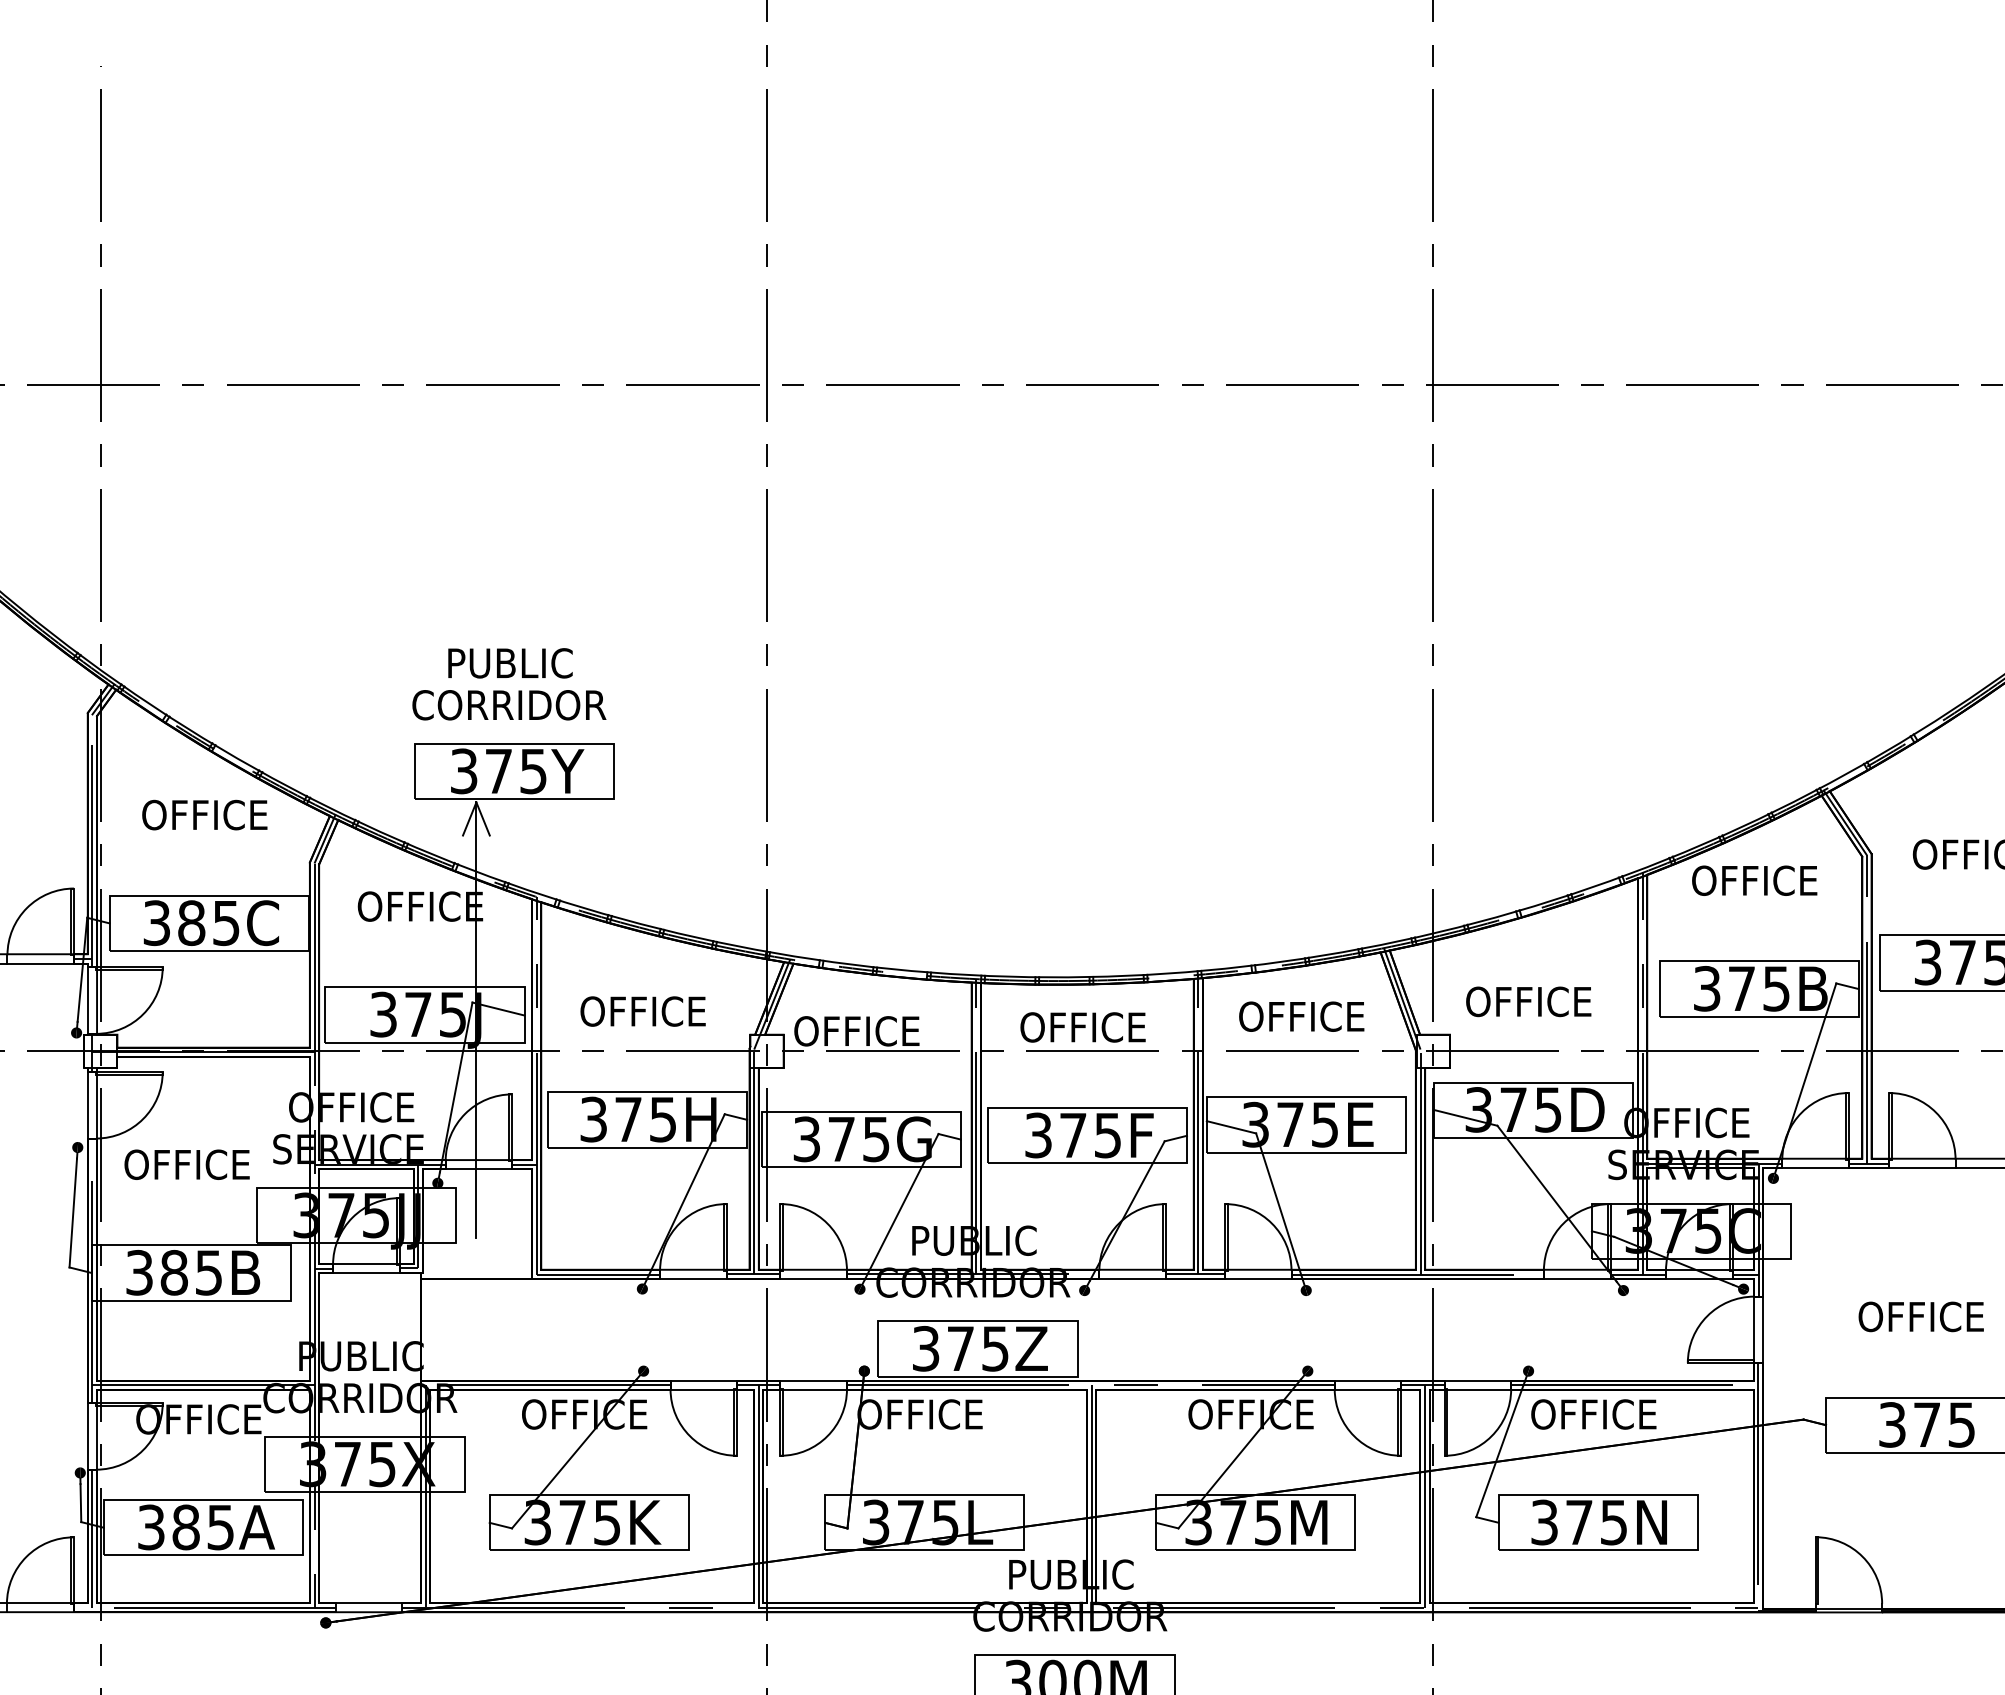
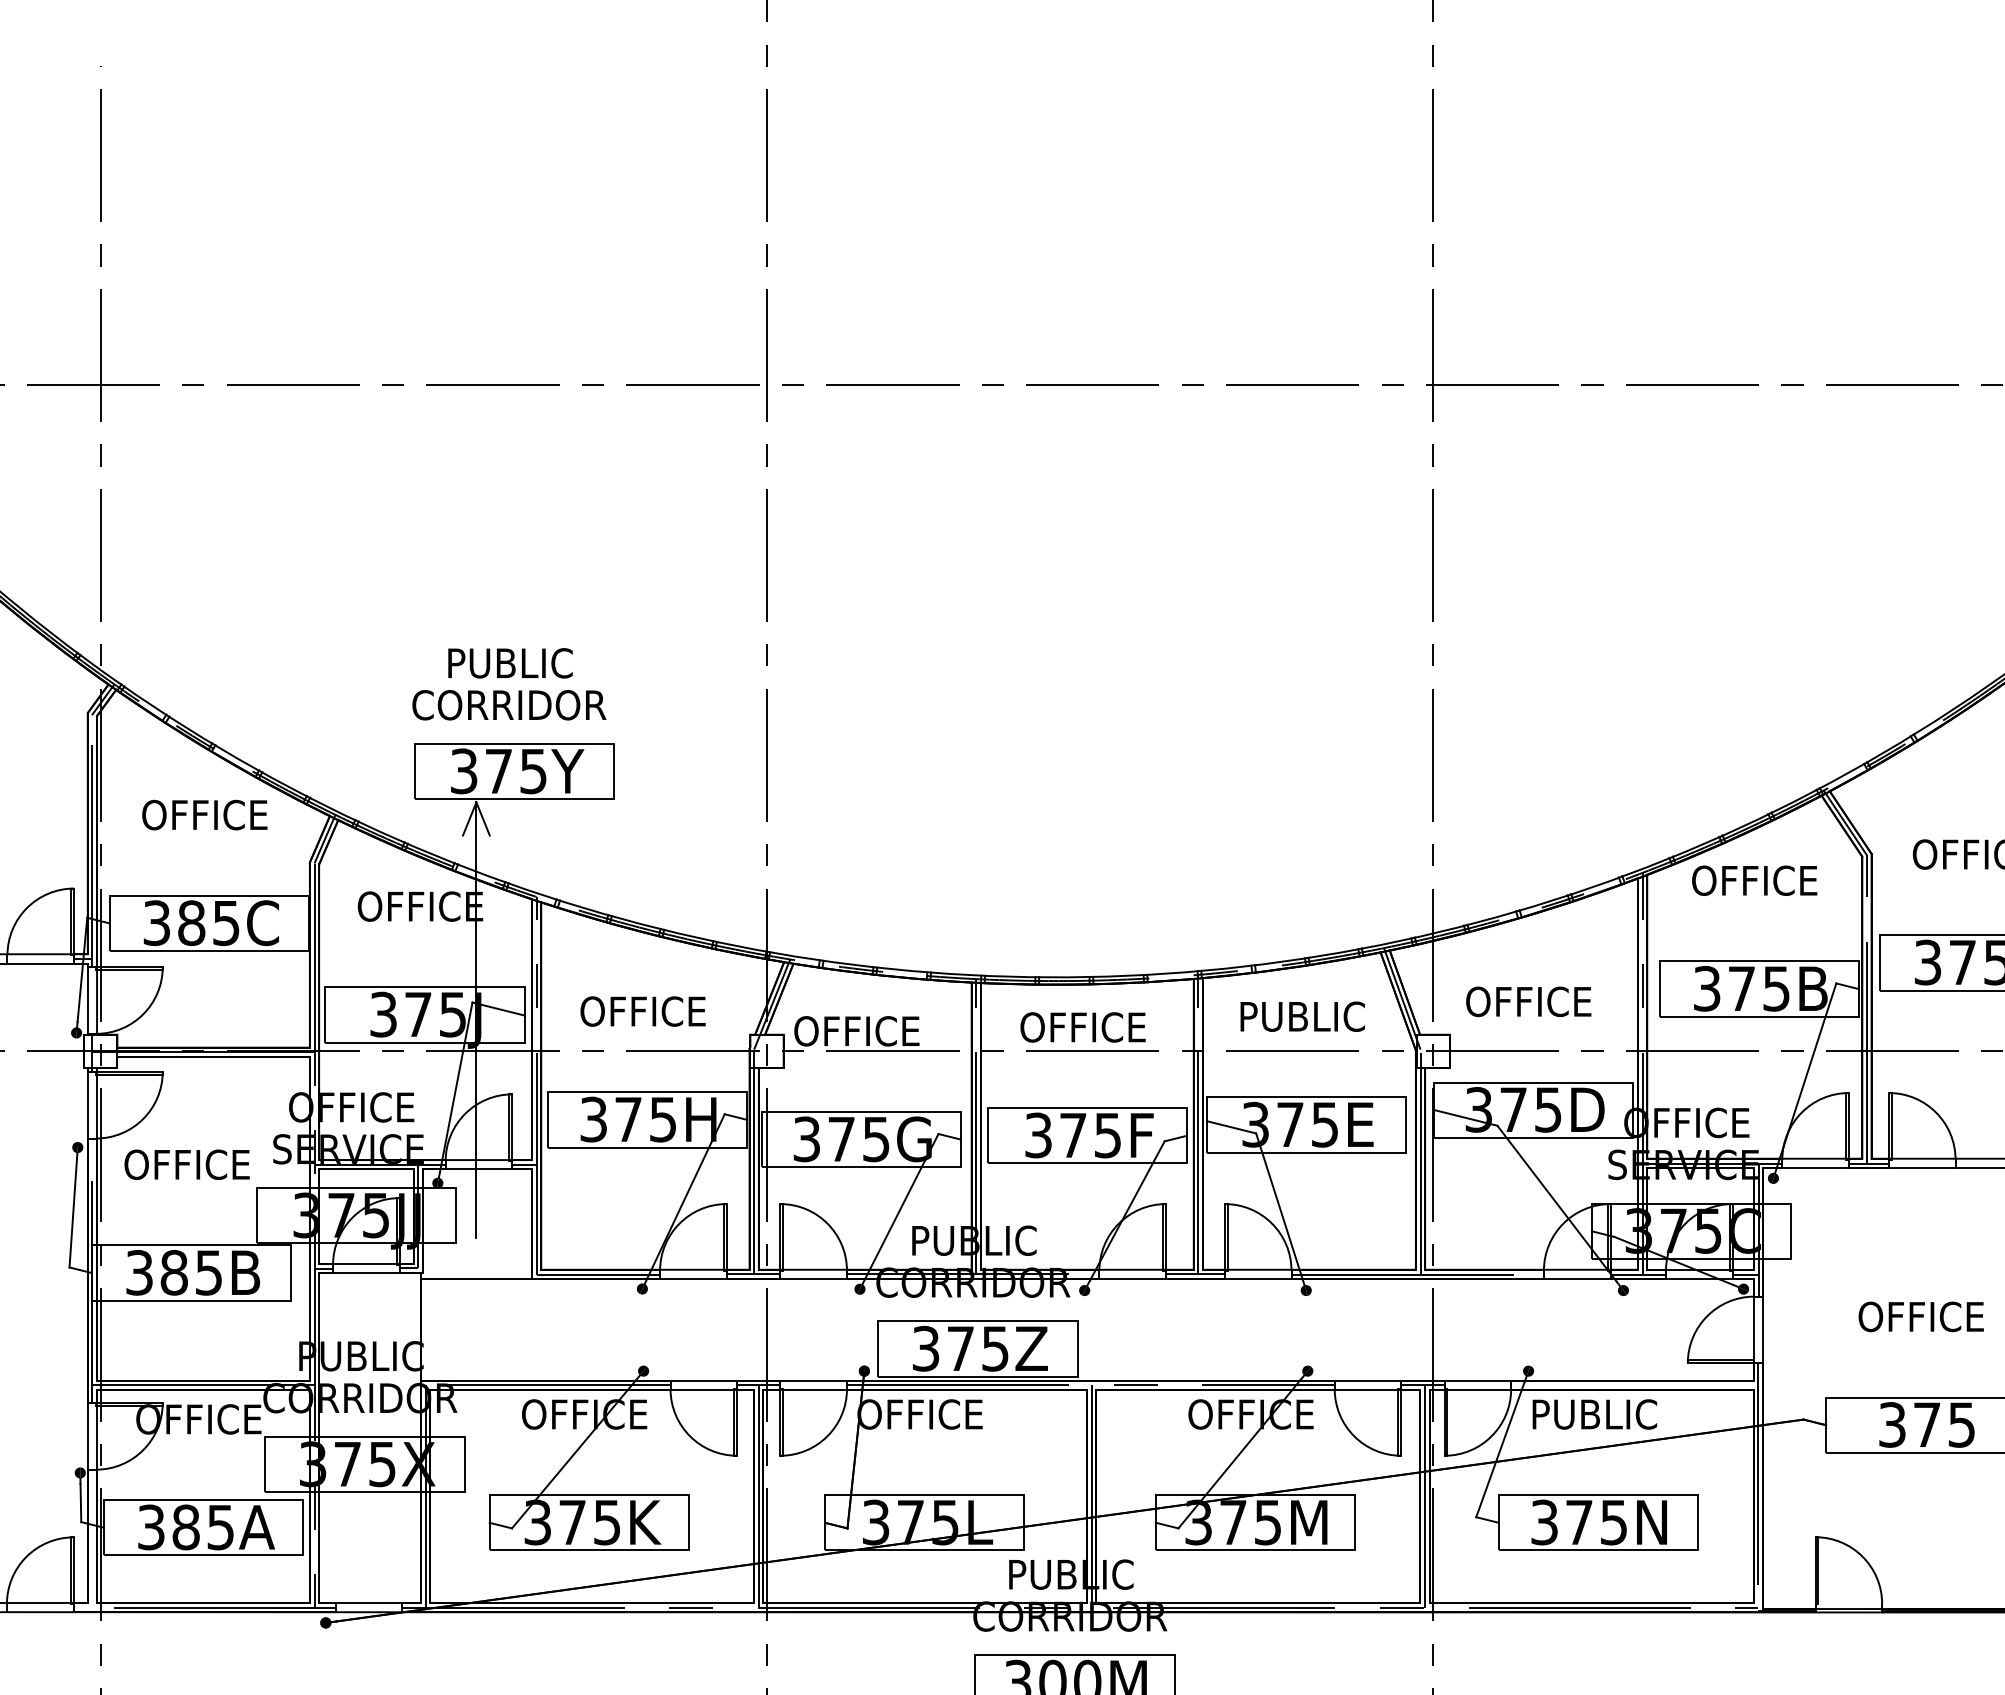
text: OFFICE -> PUBLIC (1301, 1016)
line: present -> none (1634, 1385)
text: OFFICE -> PUBLIC (1594, 1414)
line: present -> none (92, 1538)
